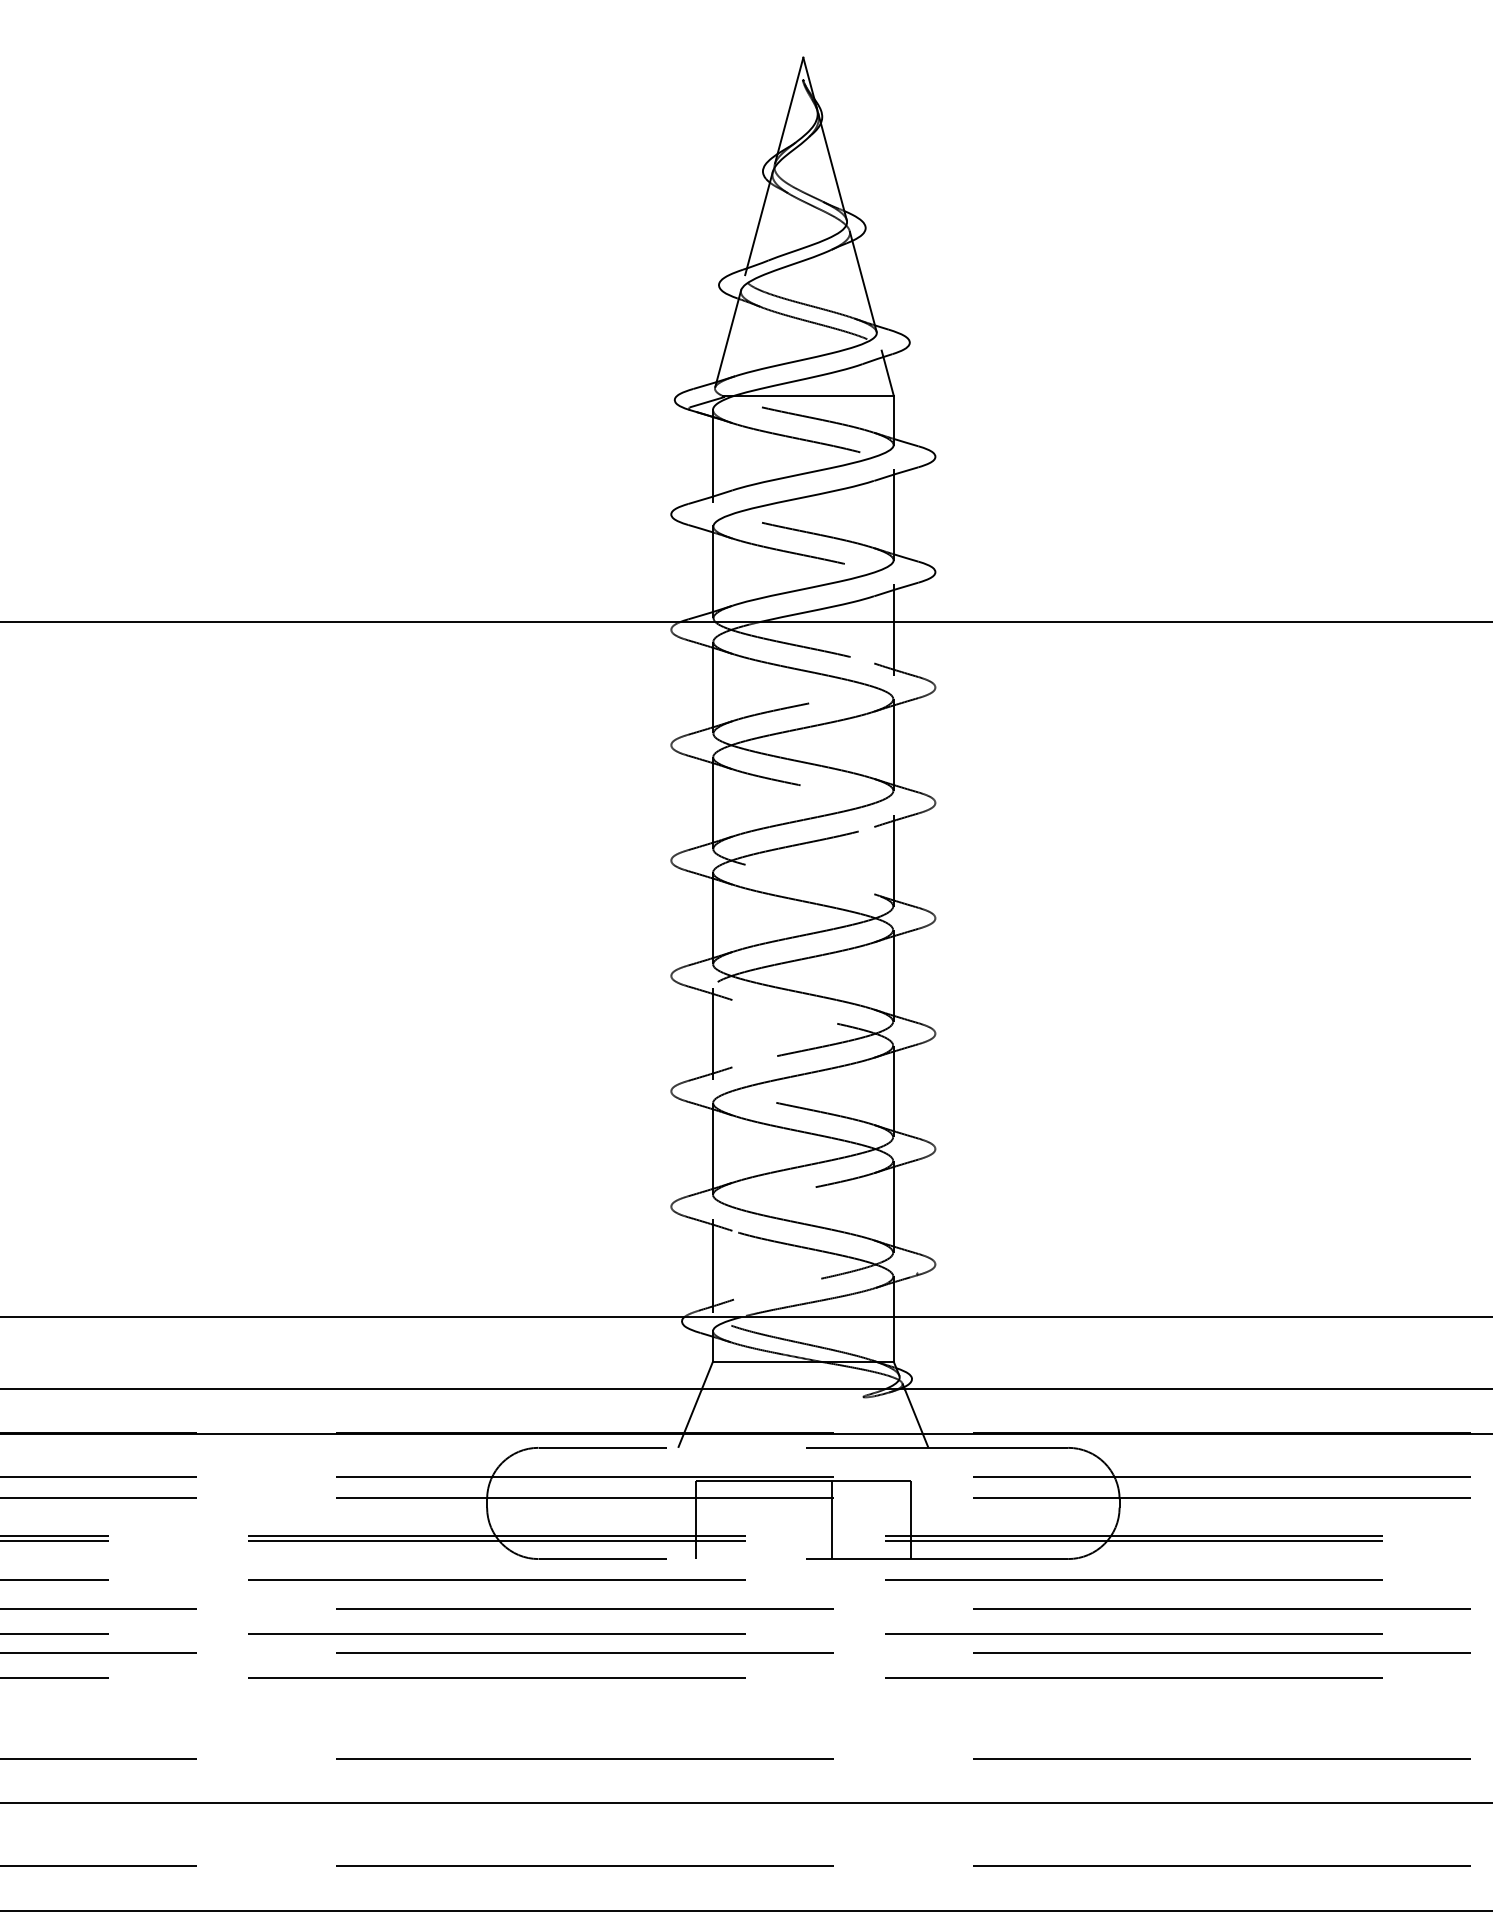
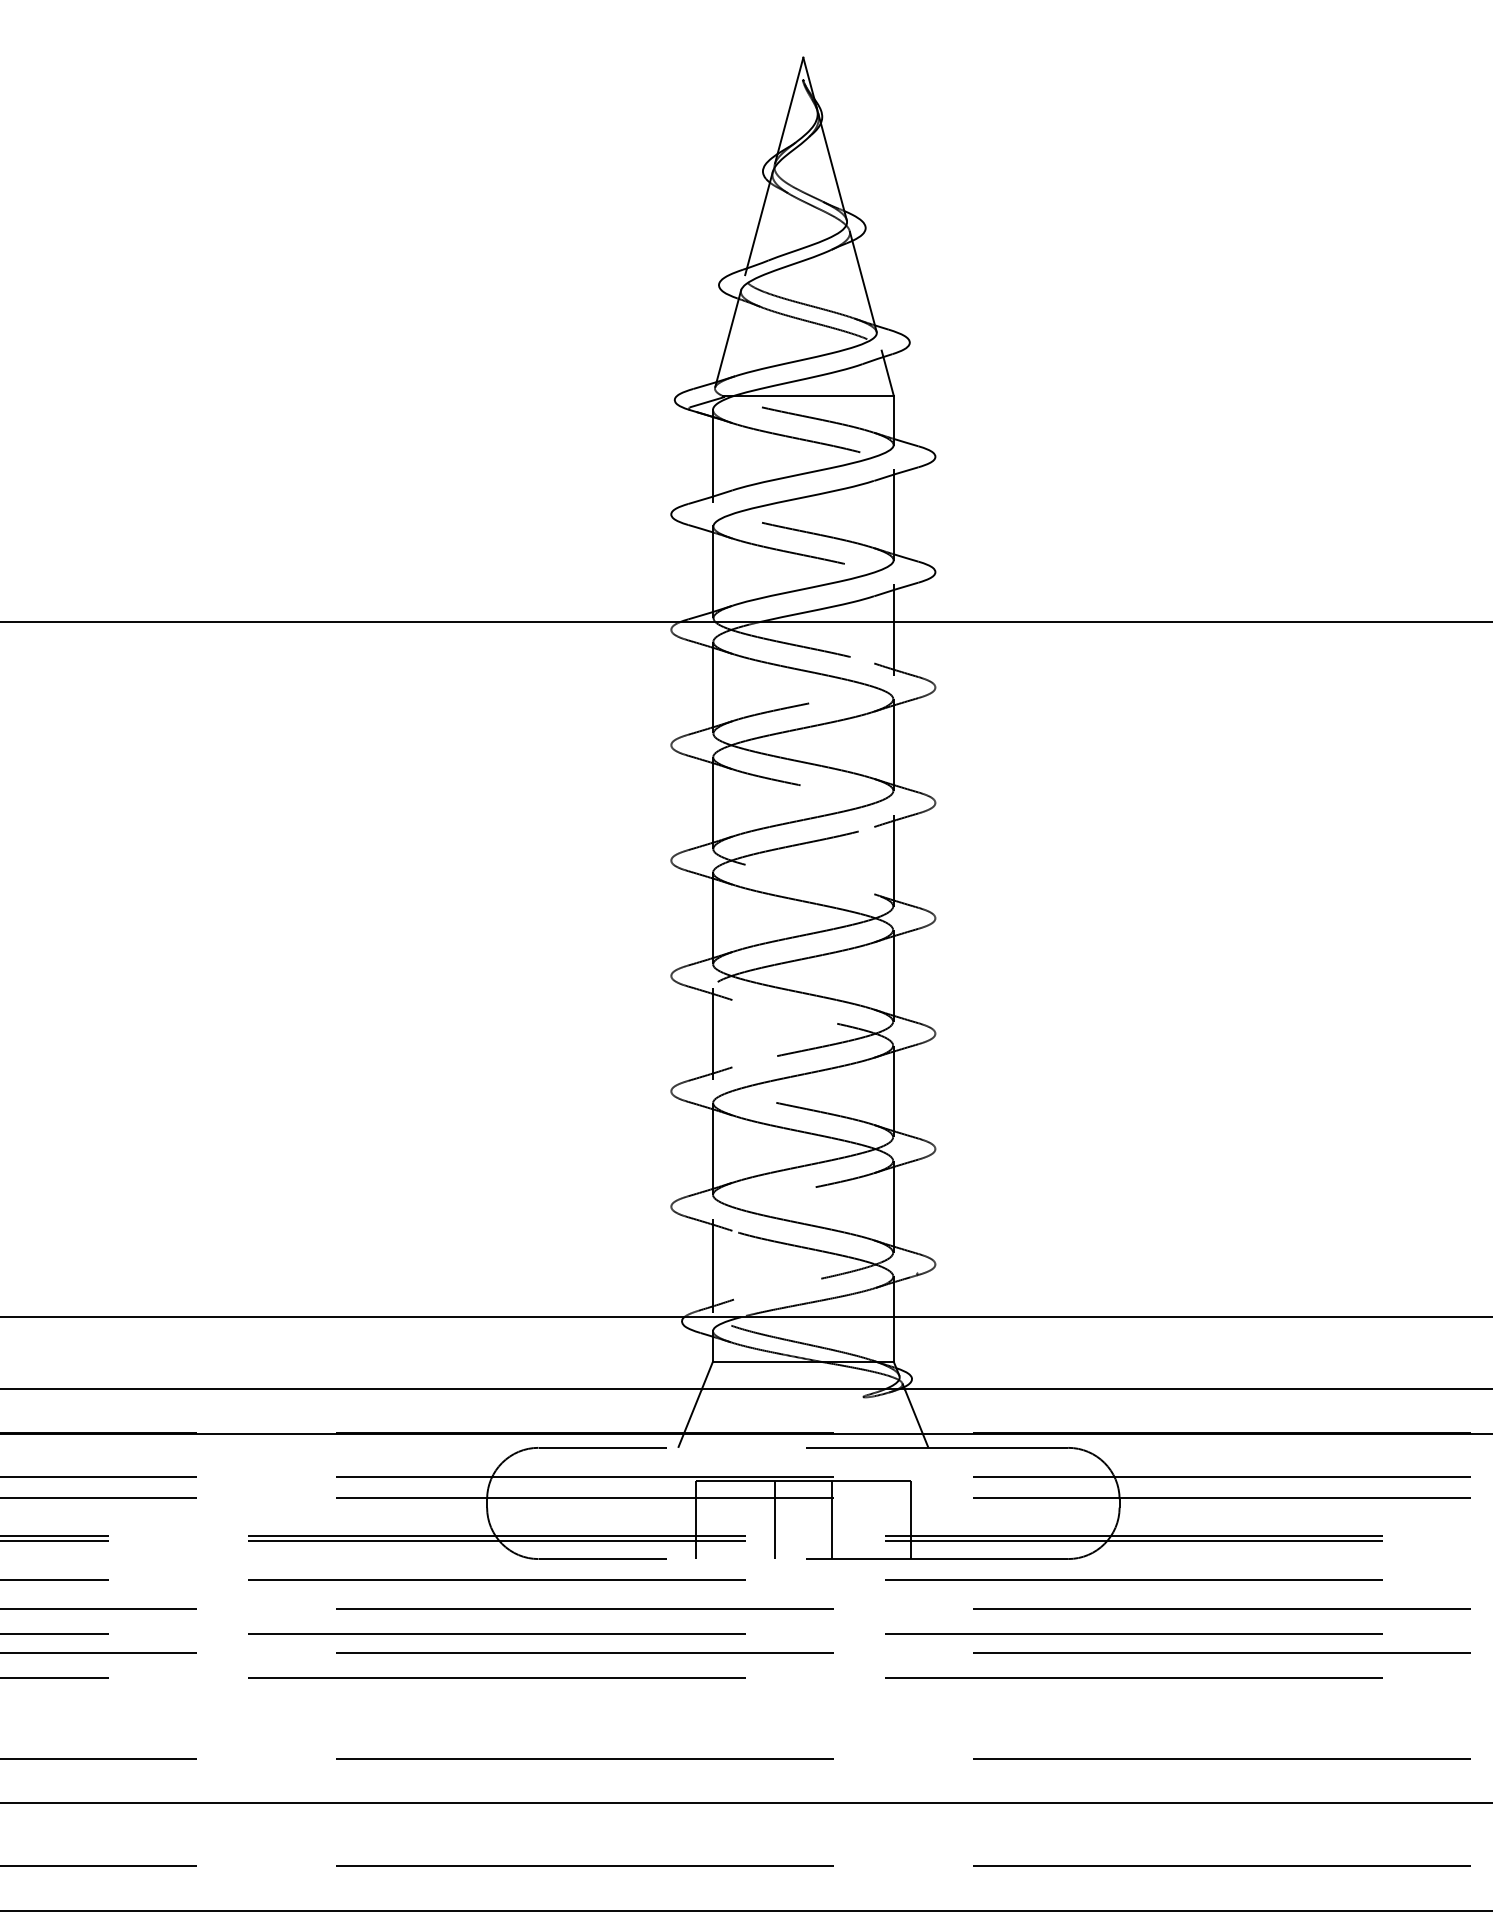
line: none -> present (774, 1520)
